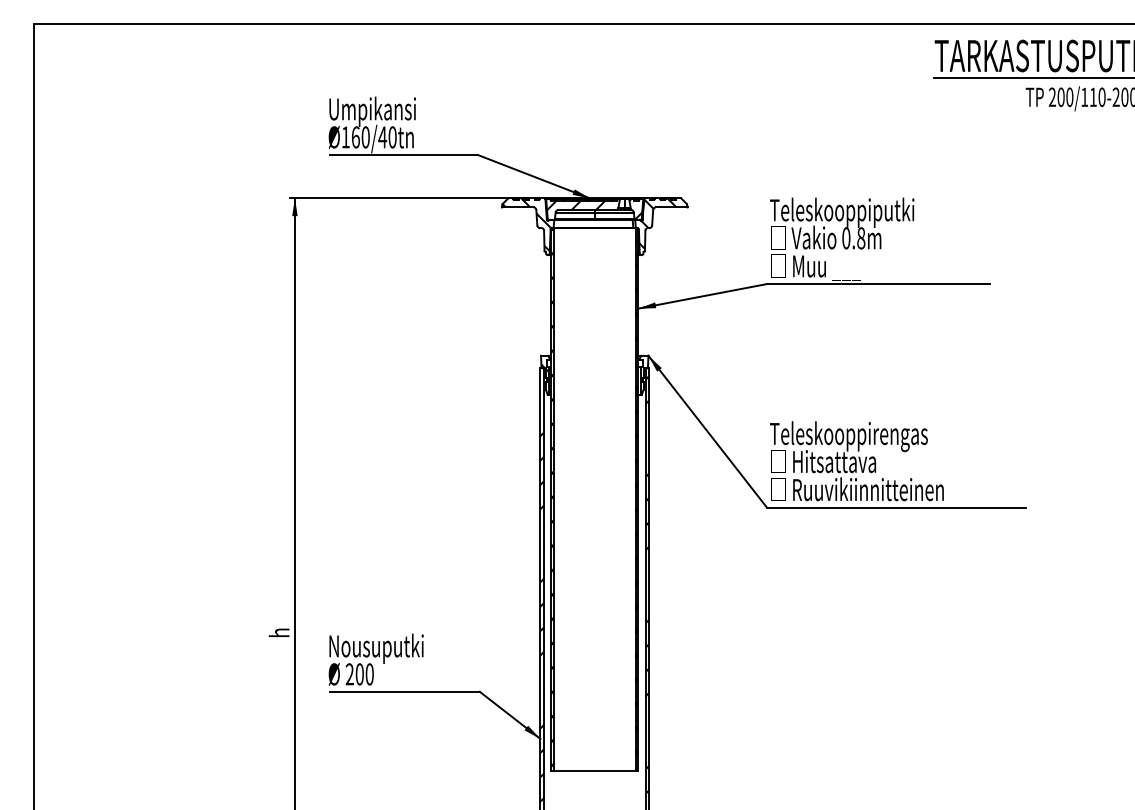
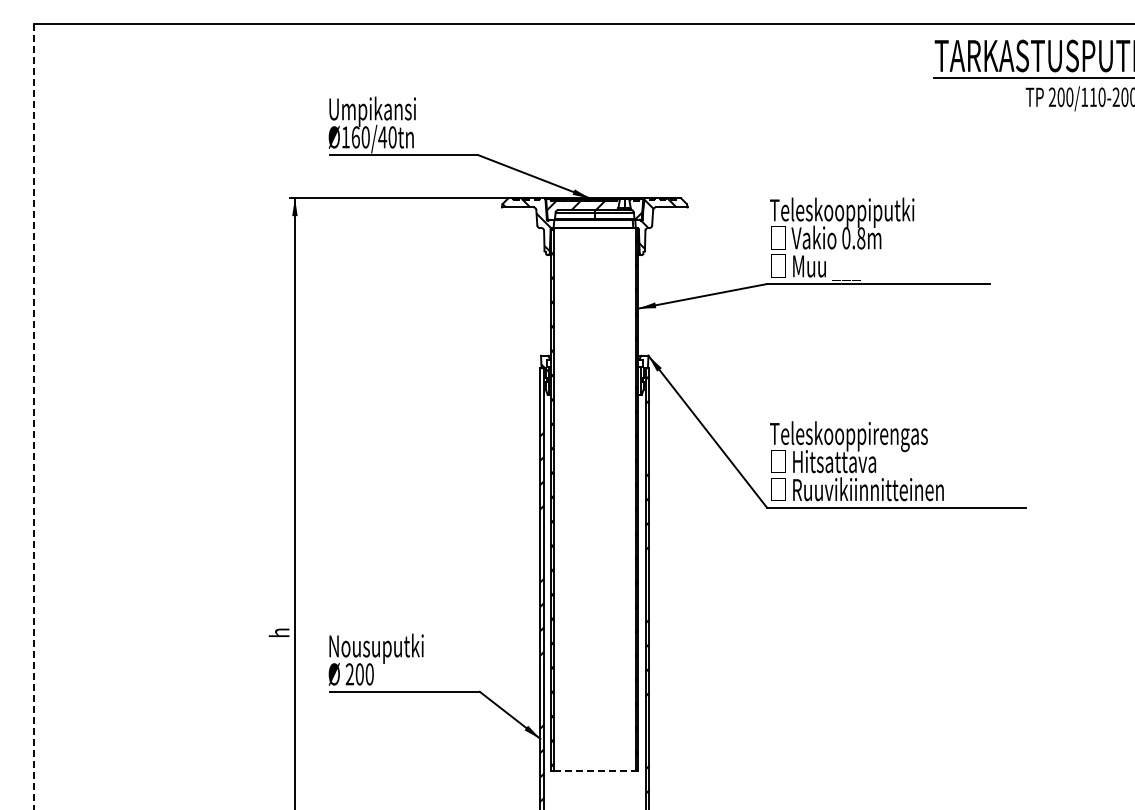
line: solid -> dashed (34, 417)
line: solid -> dashed (594, 770)
